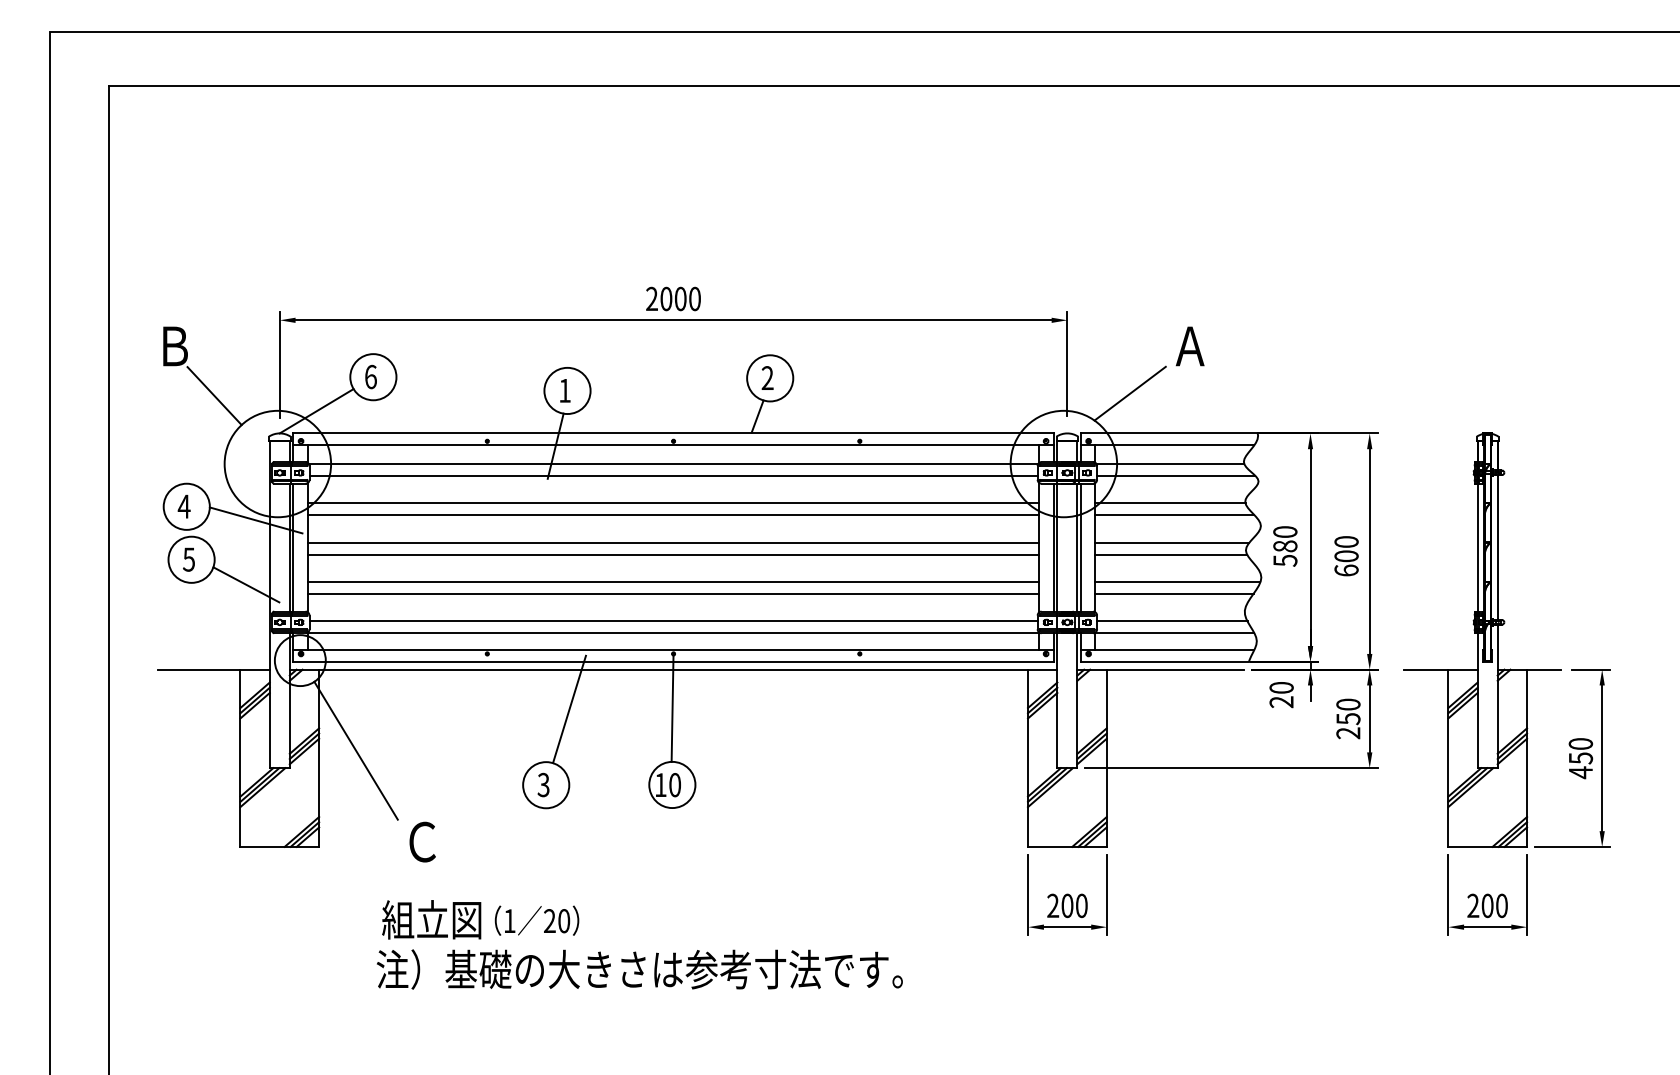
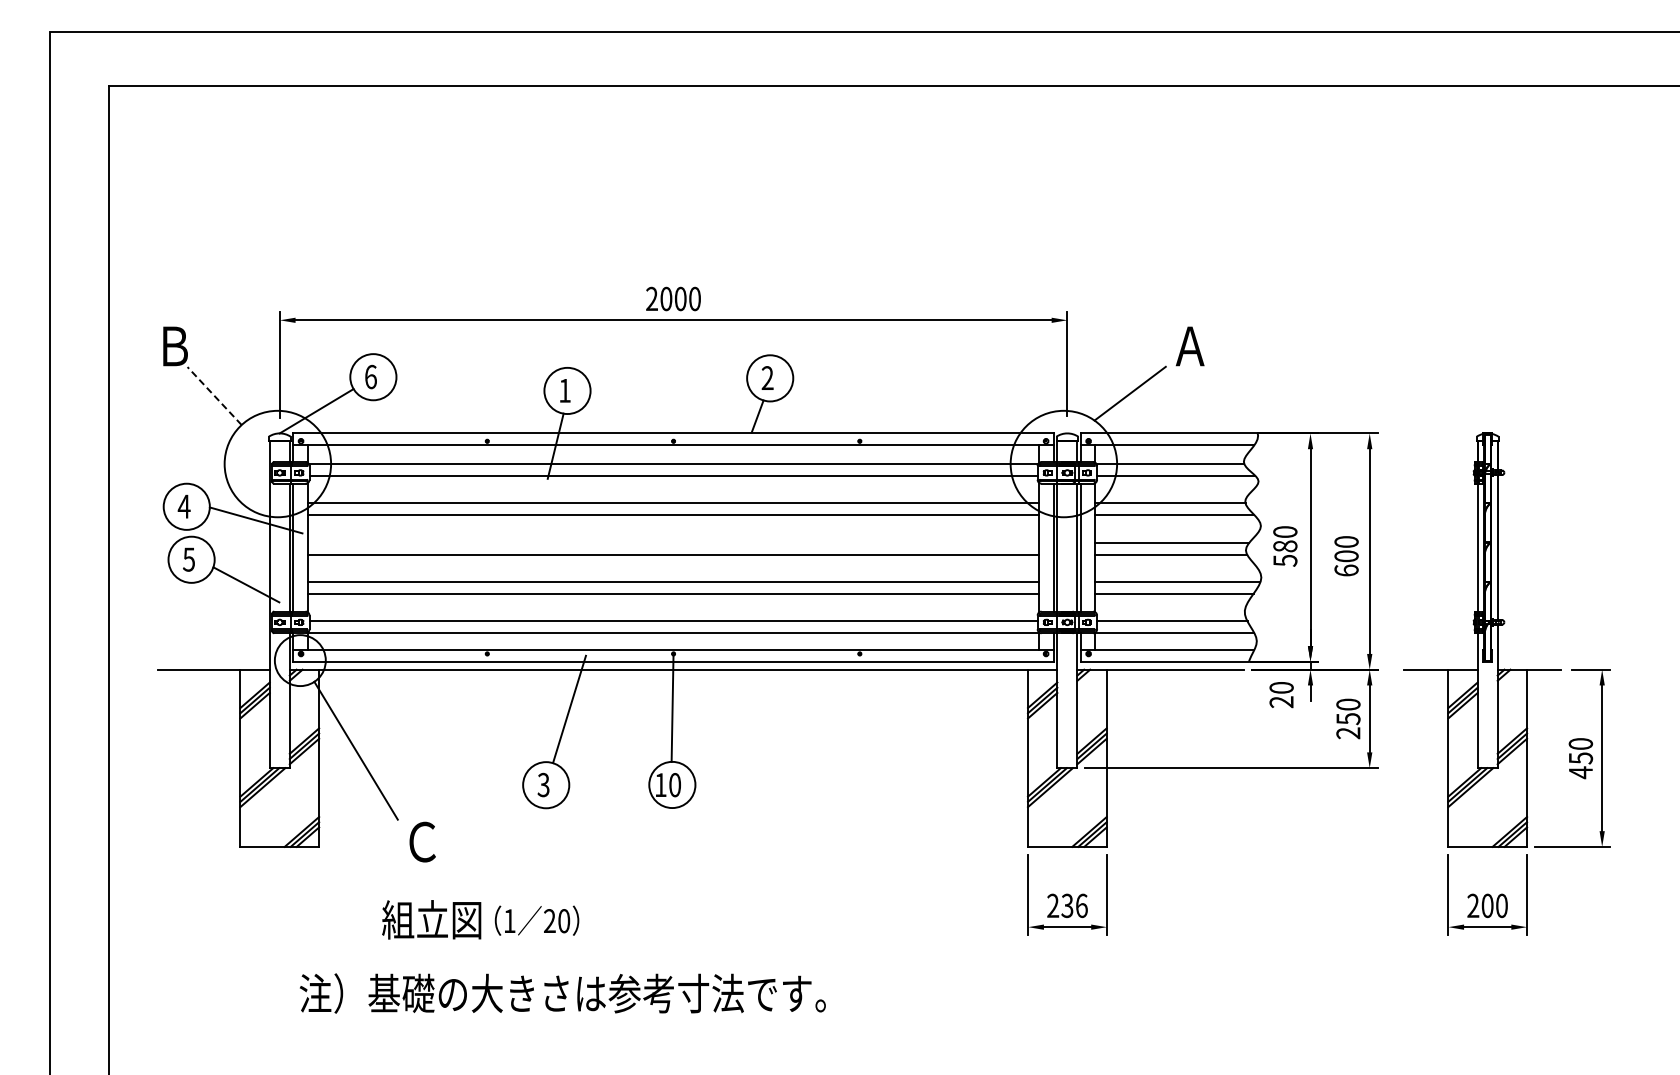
line: solid -> dashed (214, 396)
line: present -> none (673, 542)
text: 200 -> 236 (1074, 905)
text position: (639, 969) -> (562, 993) (562, 993)
